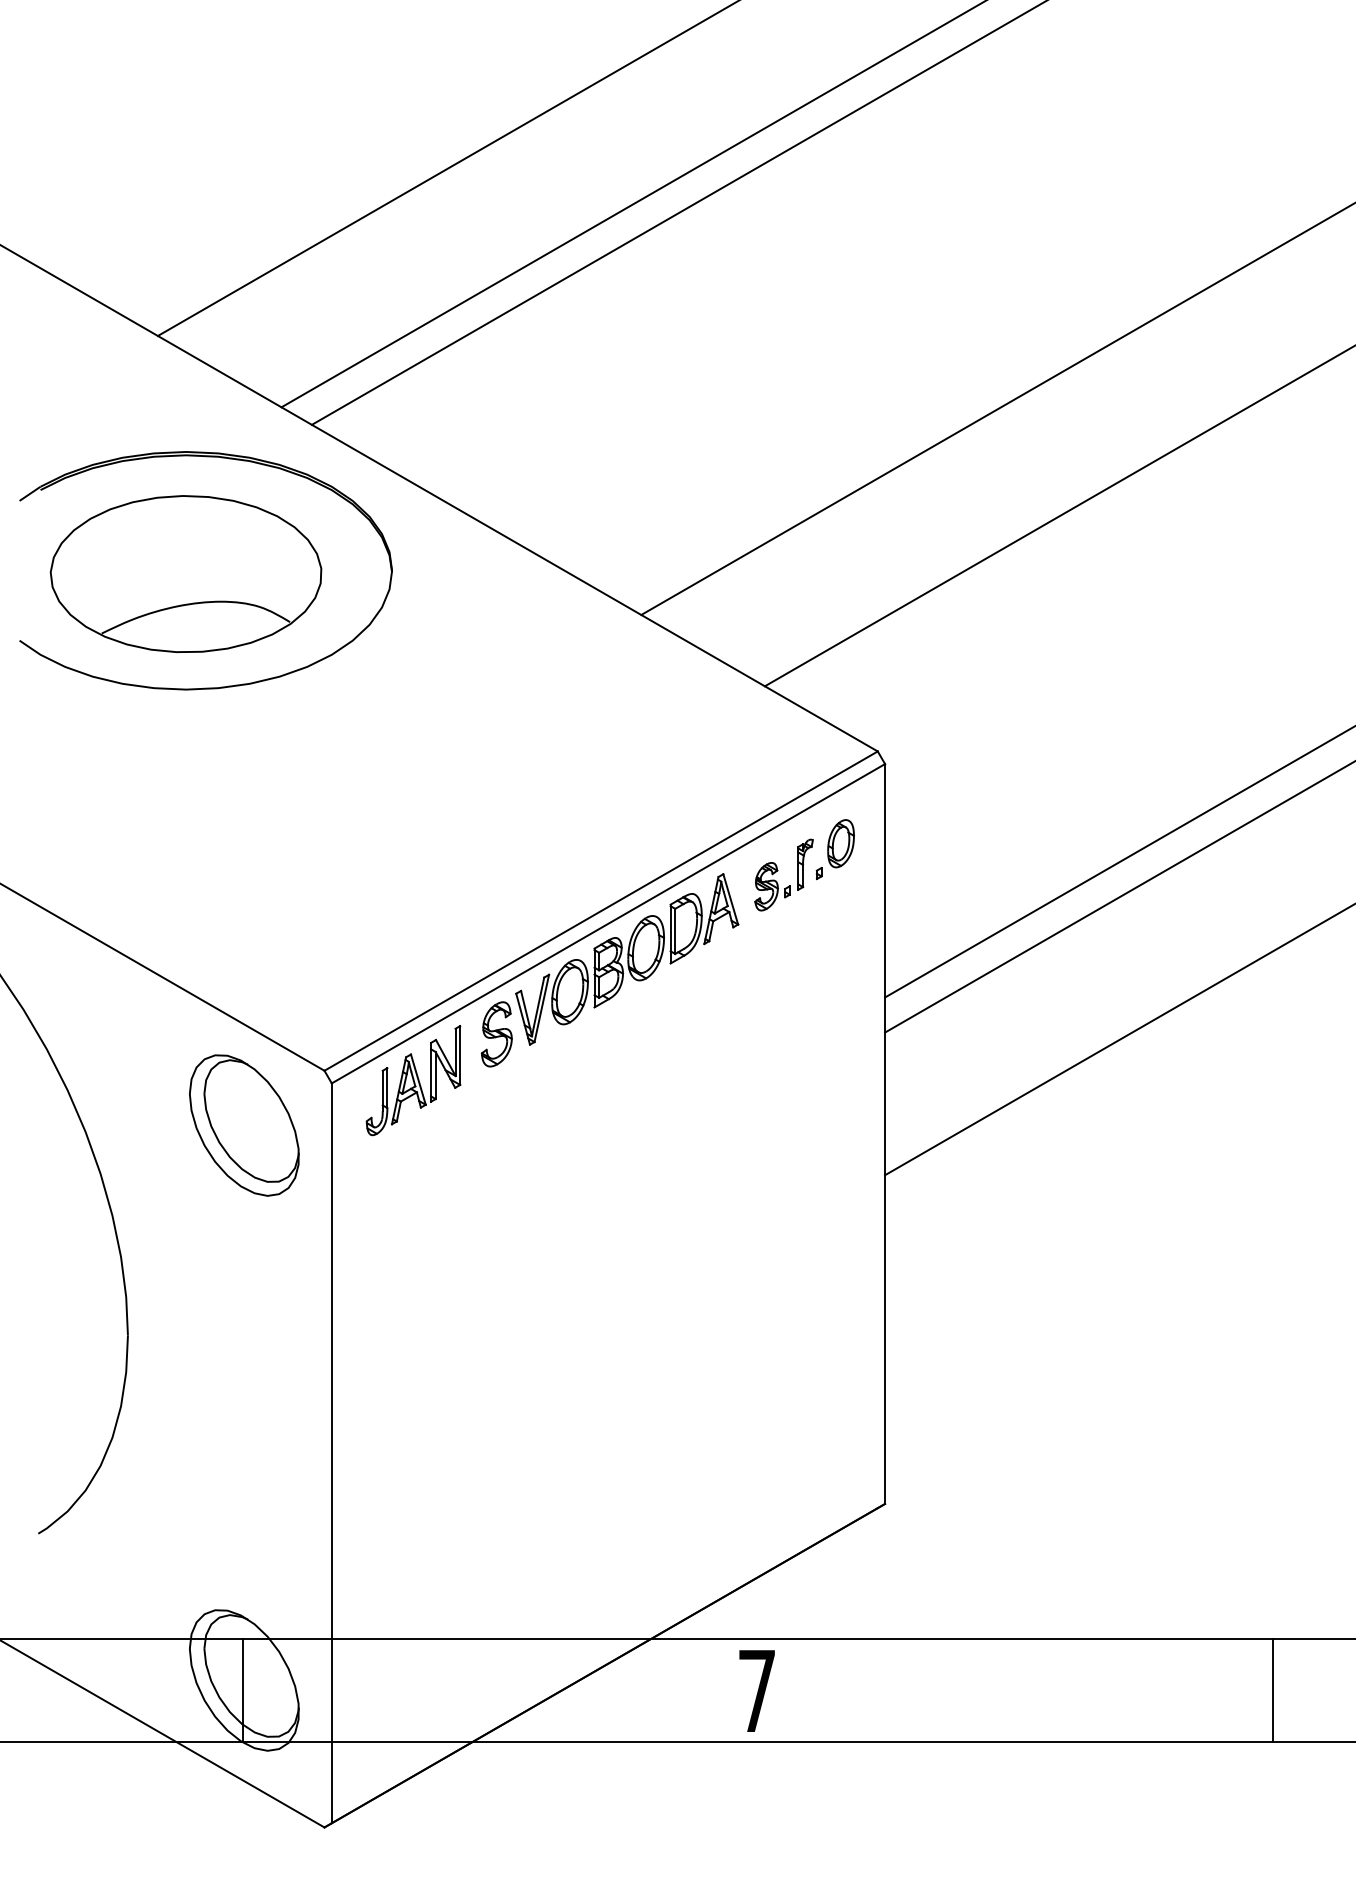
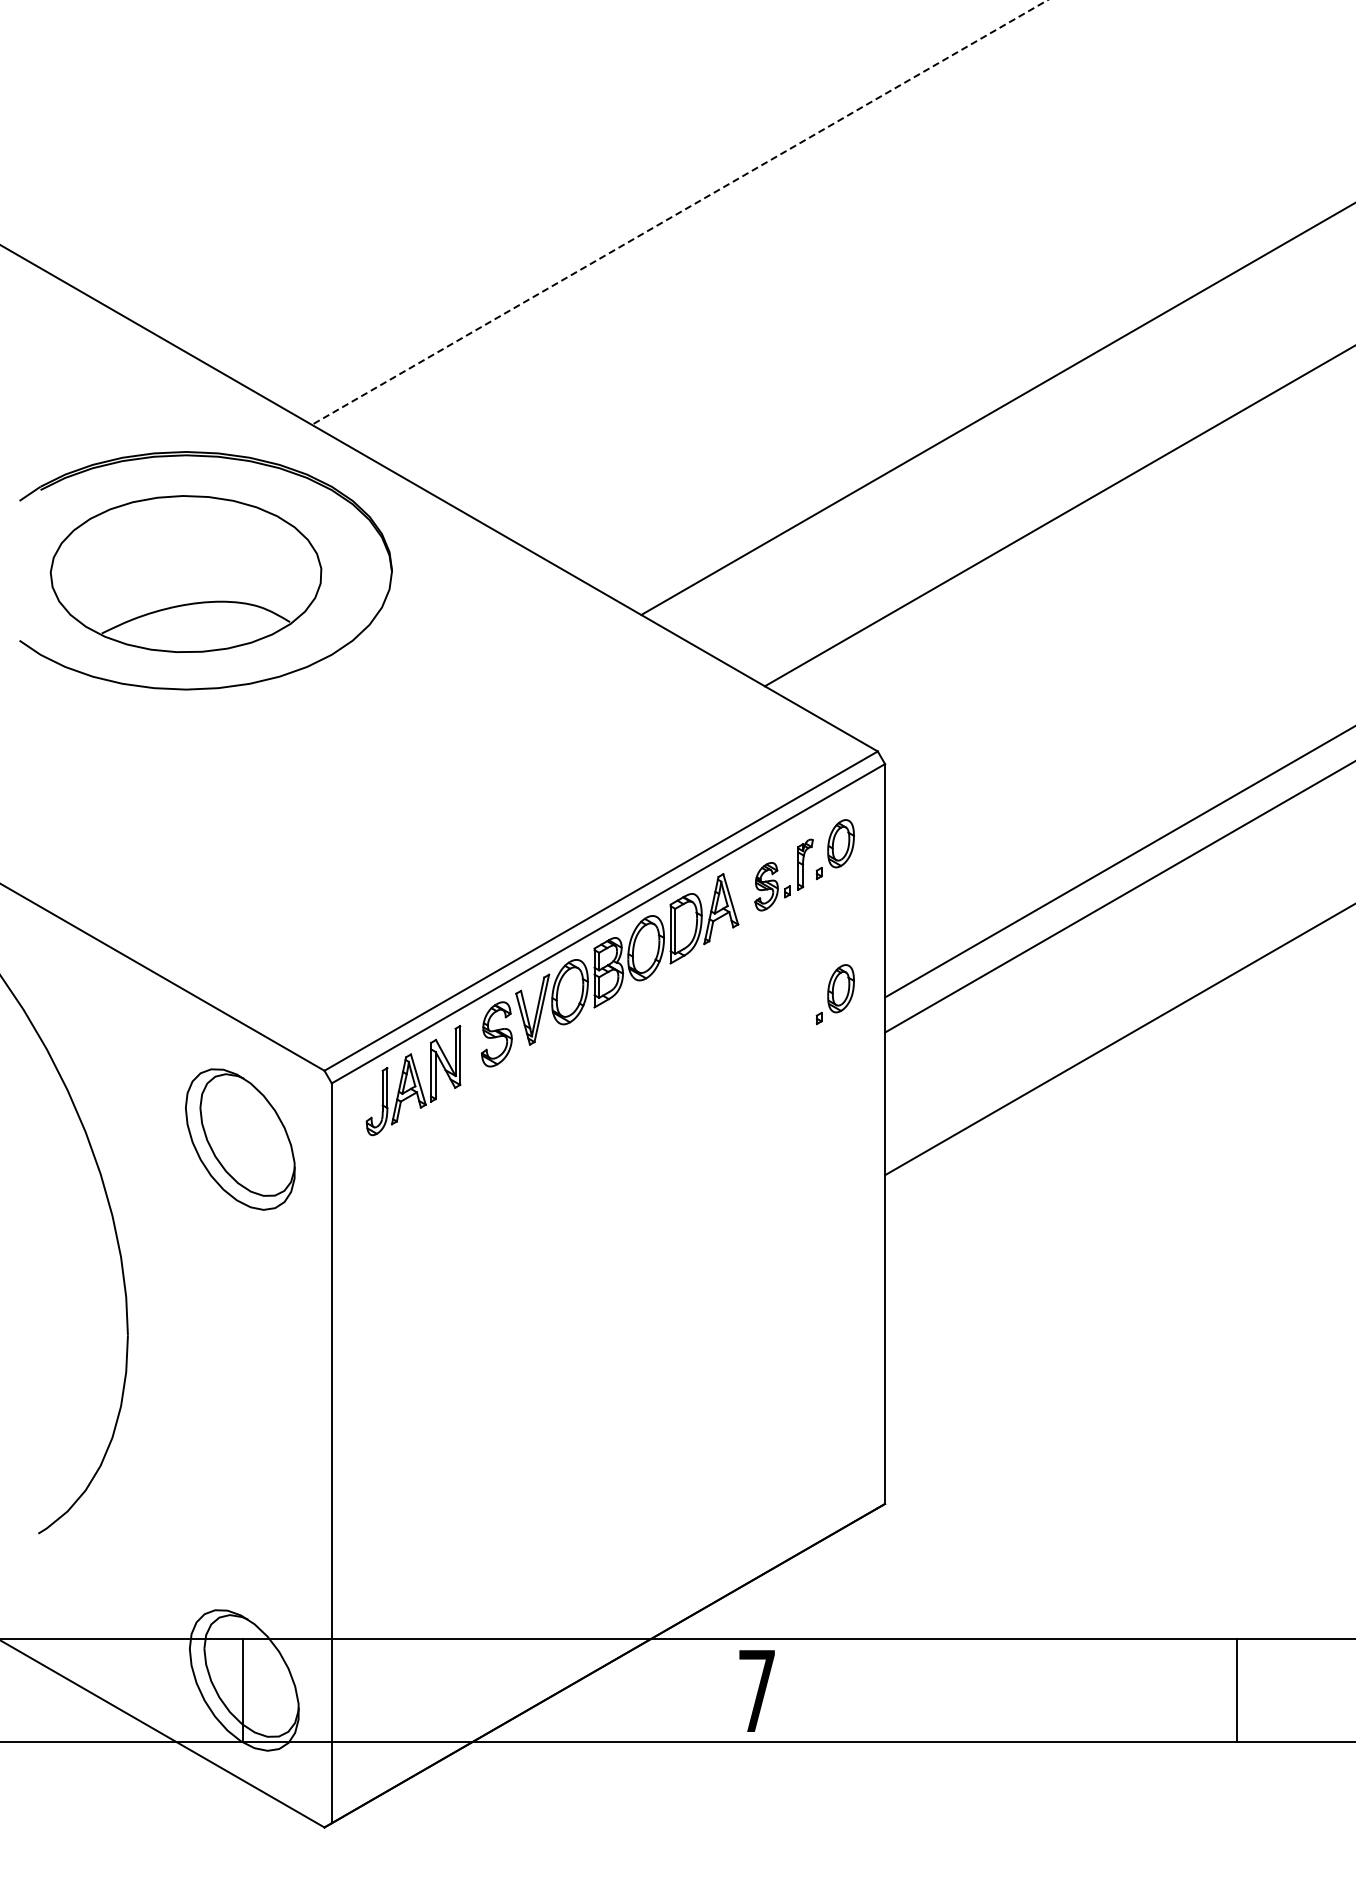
line: present -> none (446, 168)
line: present -> none (632, 204)
line: solid -> dashed (679, 212)
part: none -> present (834, 994)
part position: (244, 1125) -> (240, 1139) (240, 1139)
line position: (1272, 1690) -> (1236, 1690) (1236, 1690)
